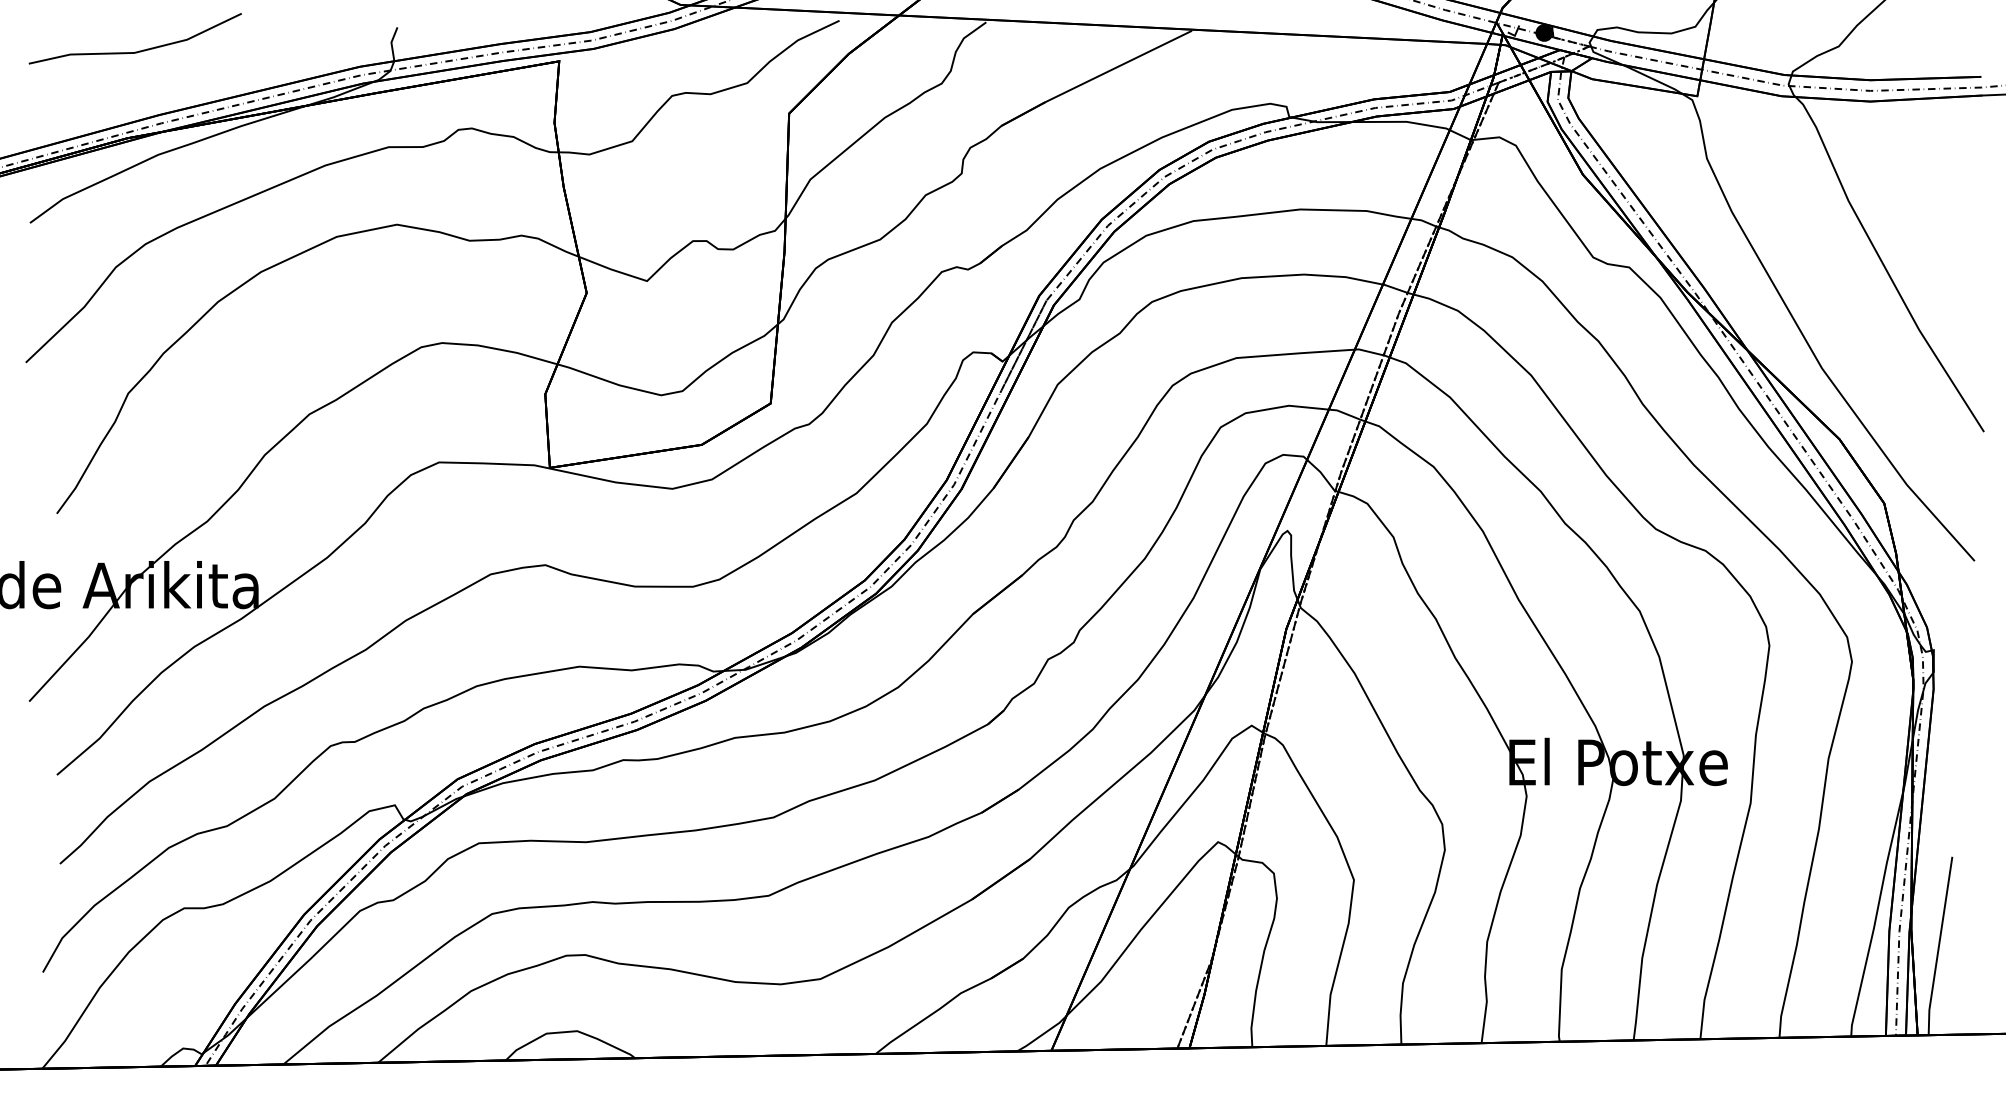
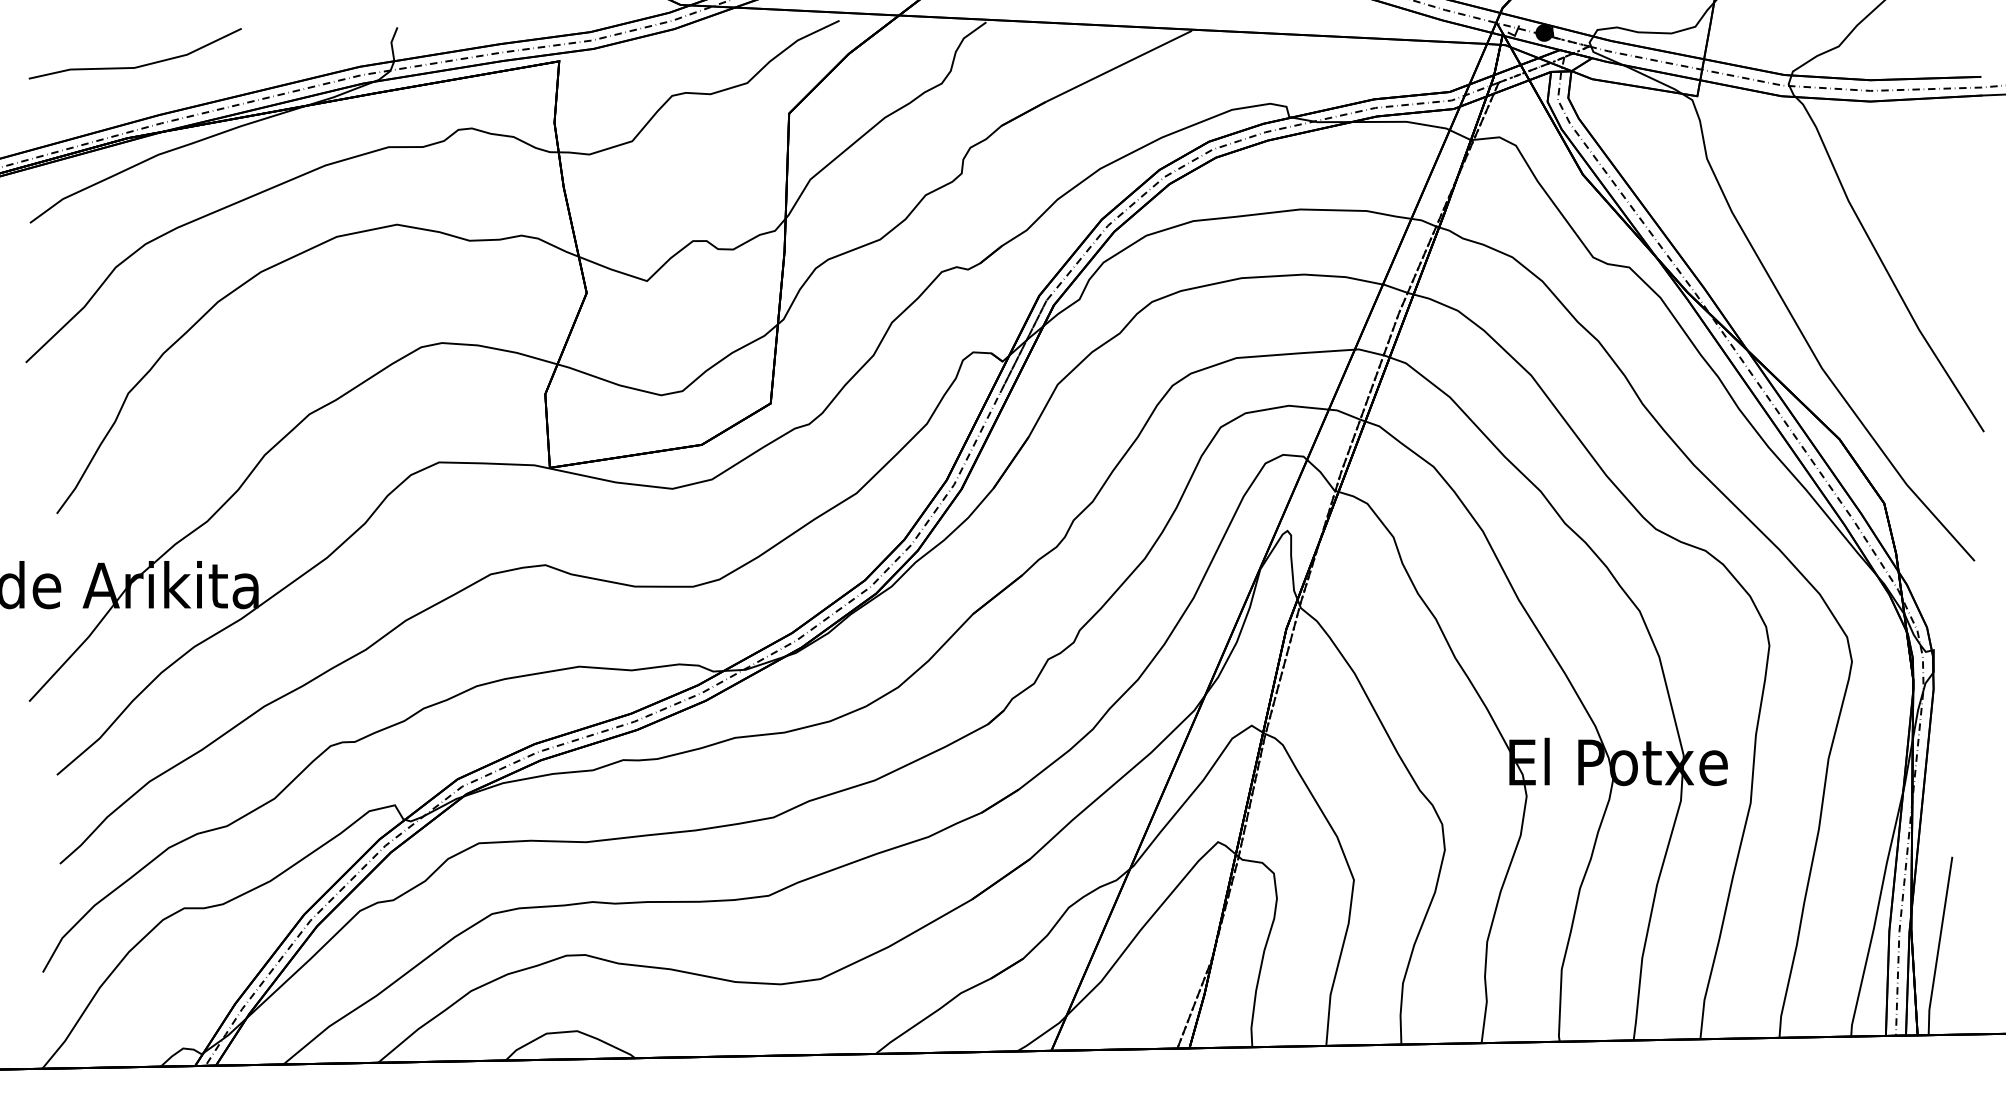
line position: (139, 50) -> (139, 65) (139, 65)
